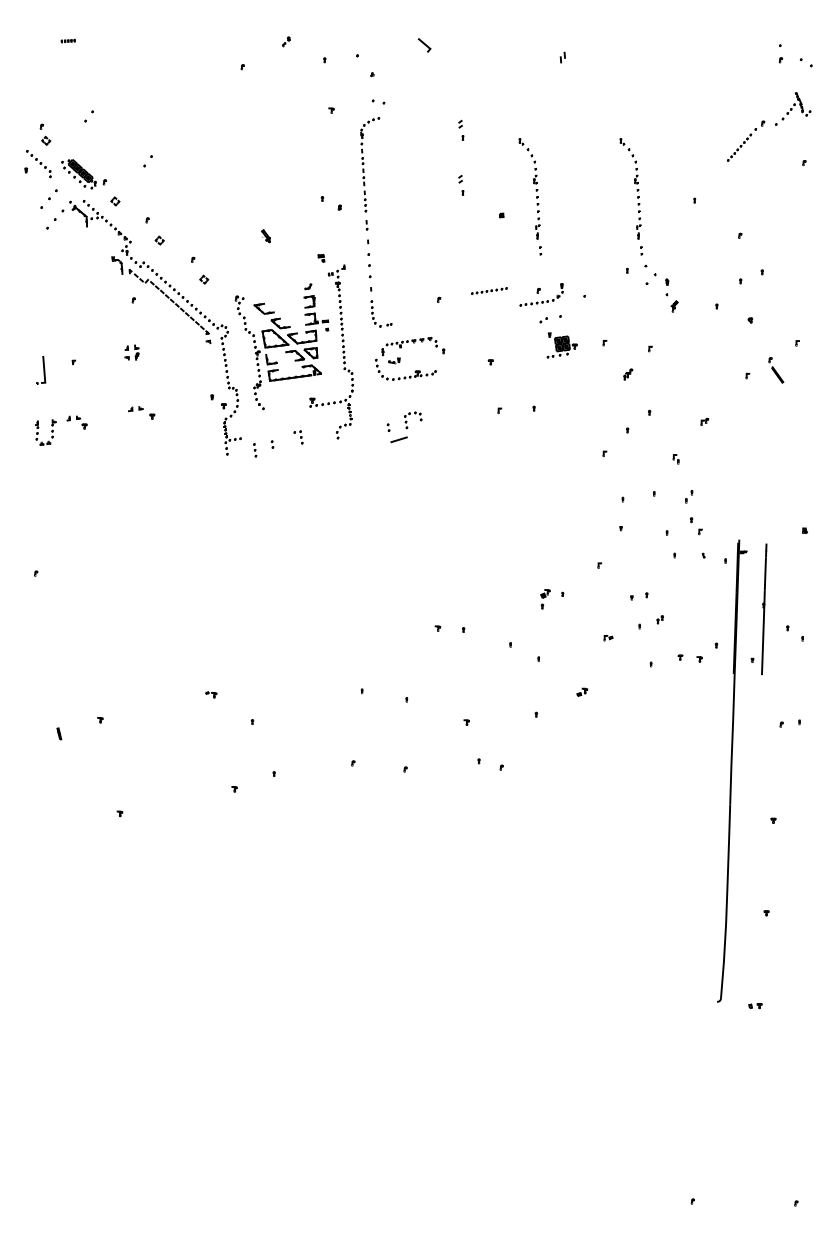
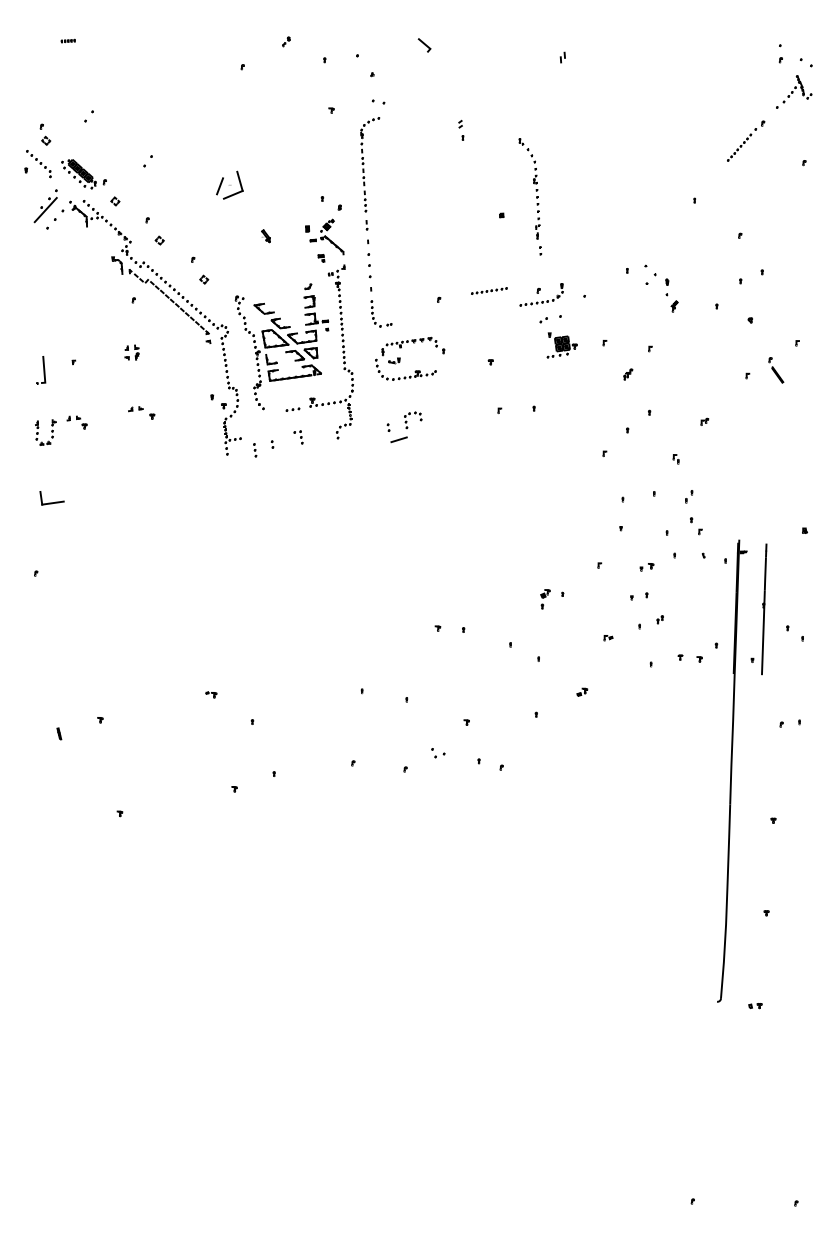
part position: (793, 108) -> (794, 91) (794, 91)
part: none -> present (229, 184)
part: present -> none (461, 184)
part: present -> none (631, 196)
line: none -> present (45, 210)
part: none -> present (324, 236)
part: none -> present (292, 409)
part: none -> present (51, 498)
part: none -> present (646, 567)
part: none -> present (438, 753)
